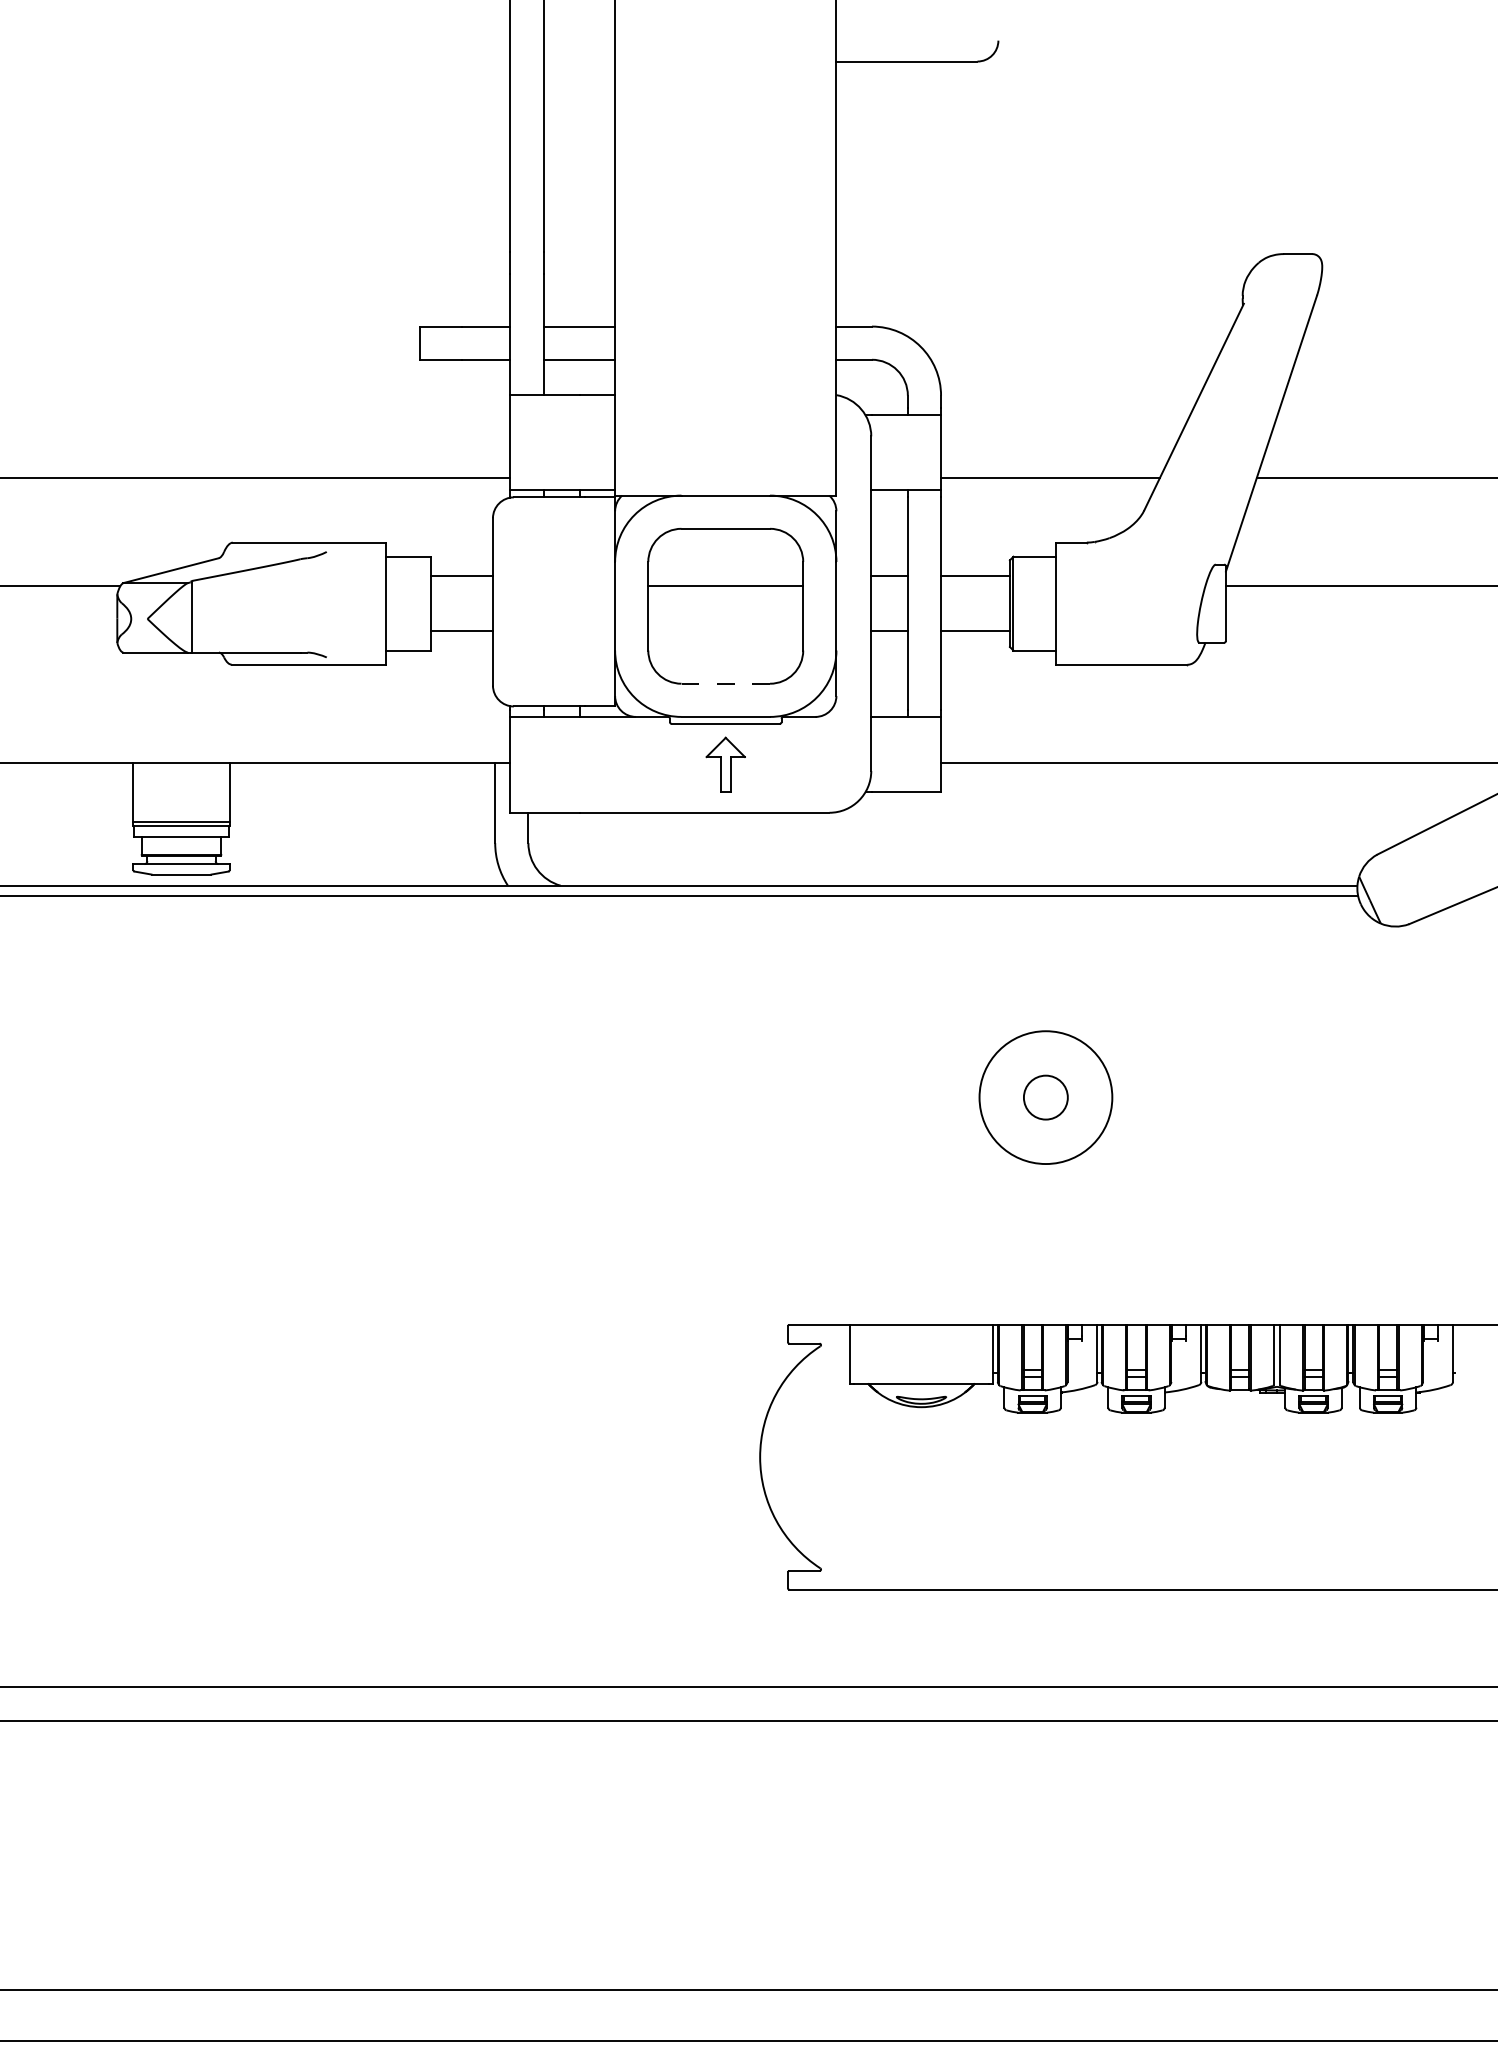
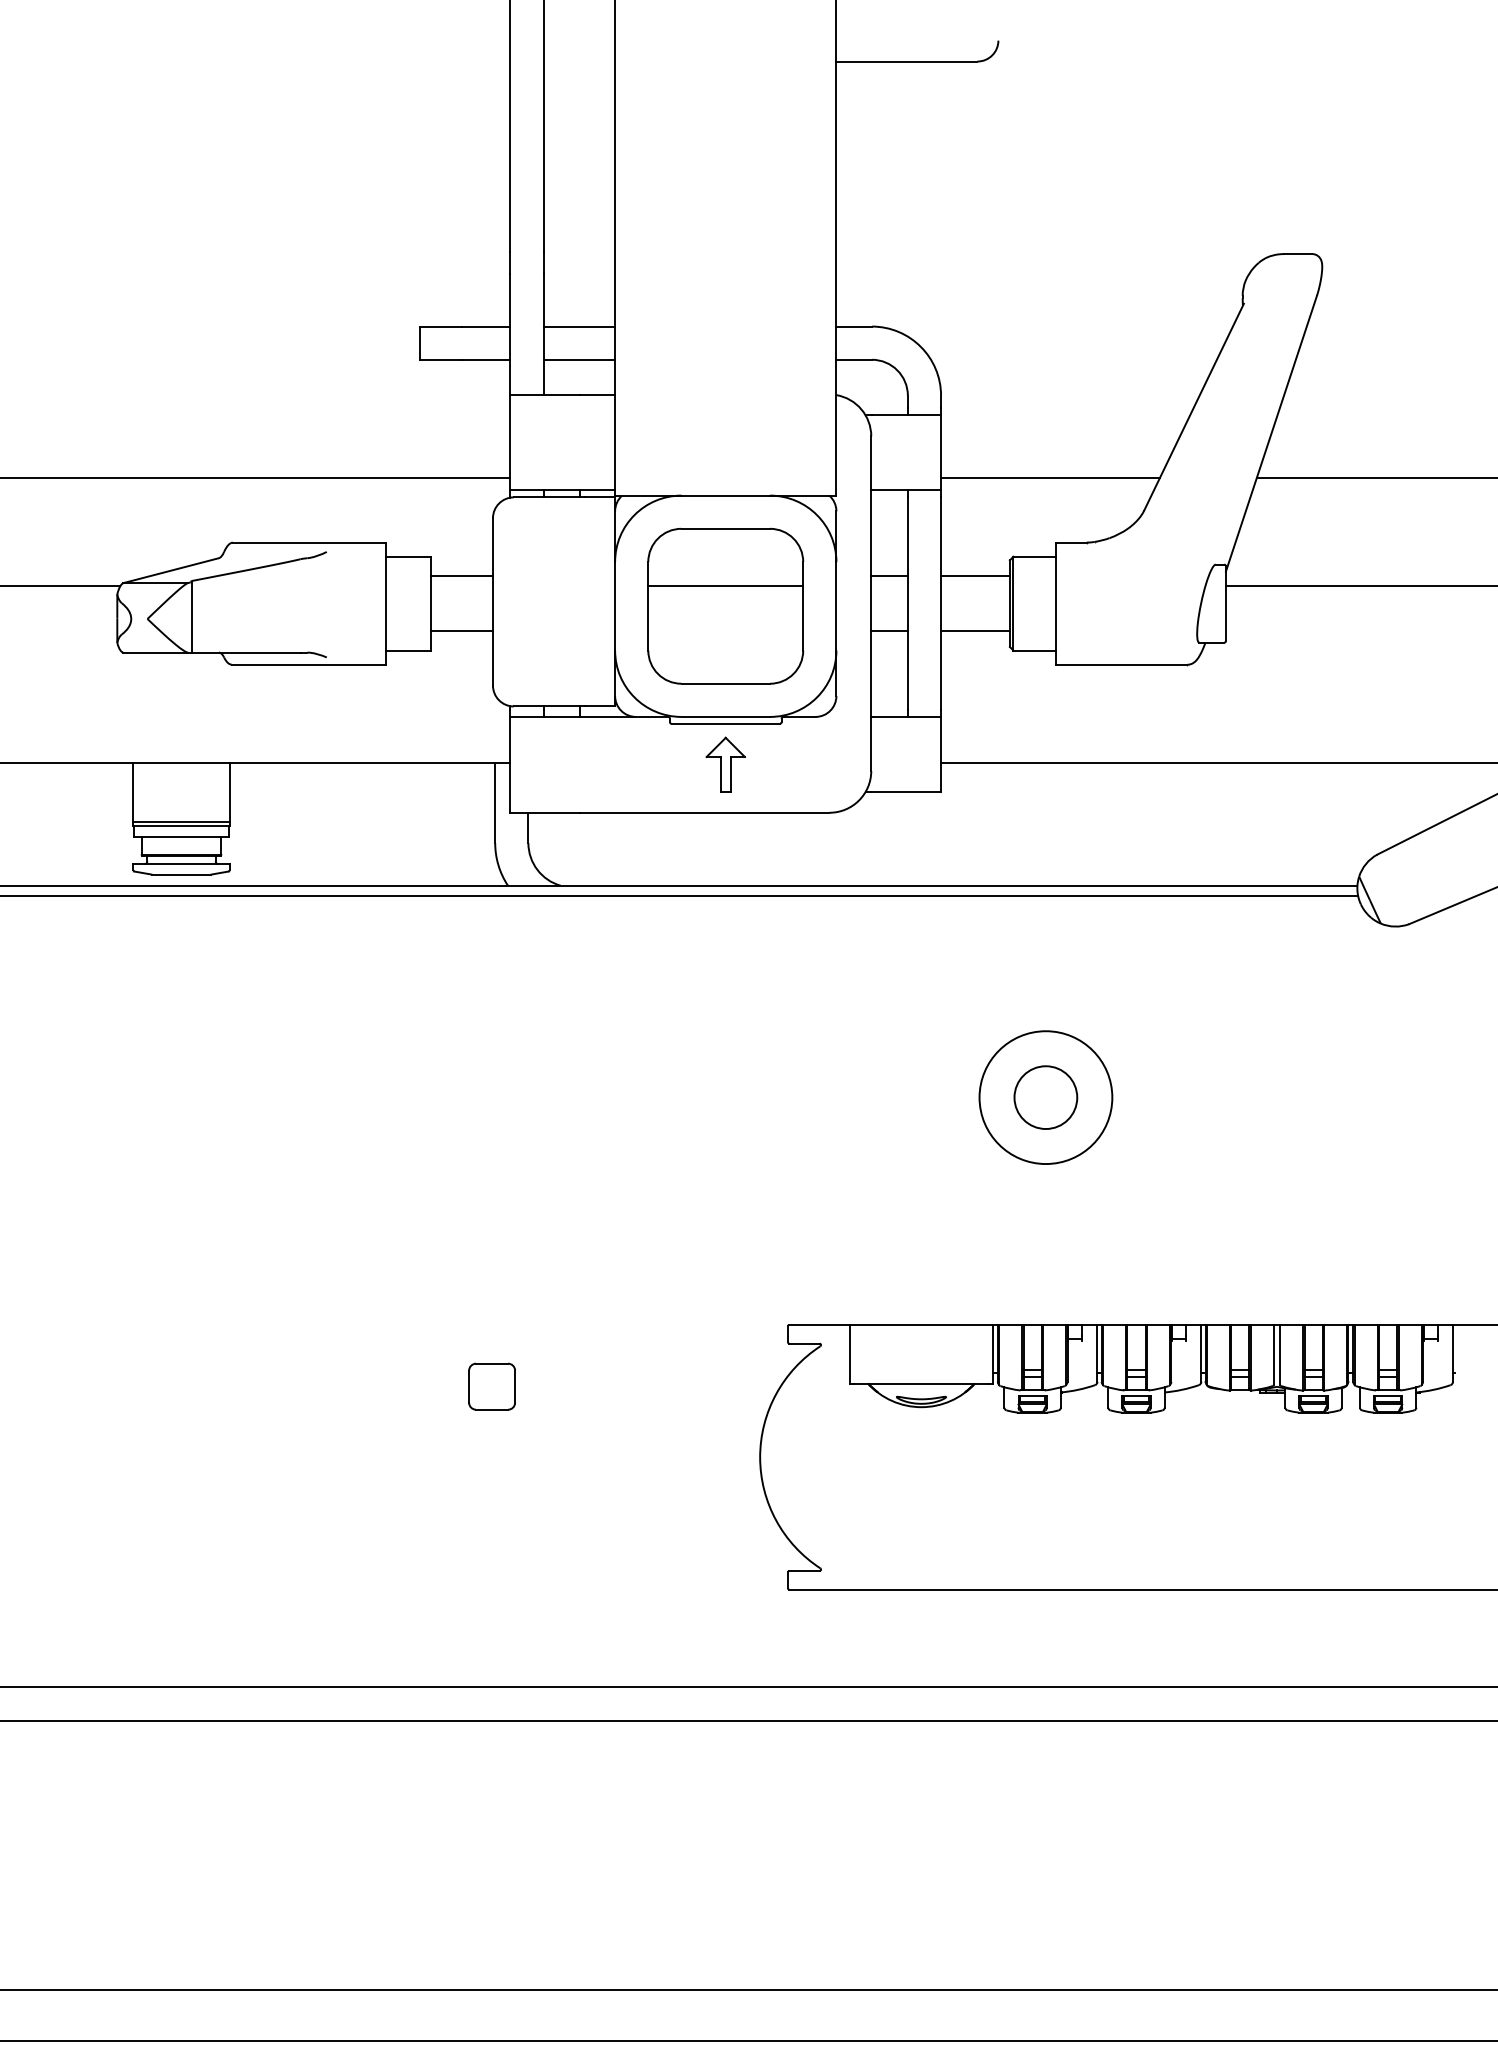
line: dashed -> solid (725, 683)
circle diameter: 44 px -> 63 px (1045, 1097)
part: none -> present (491, 1386)
